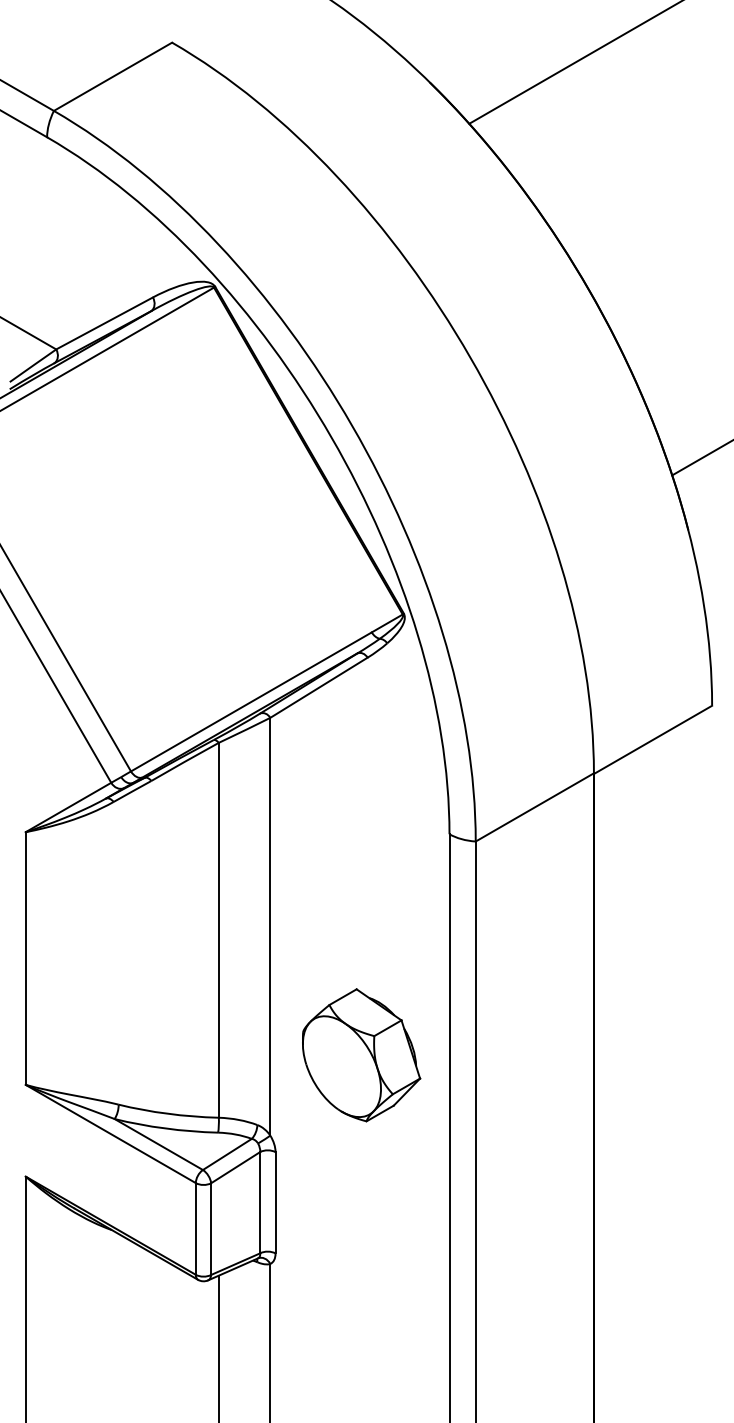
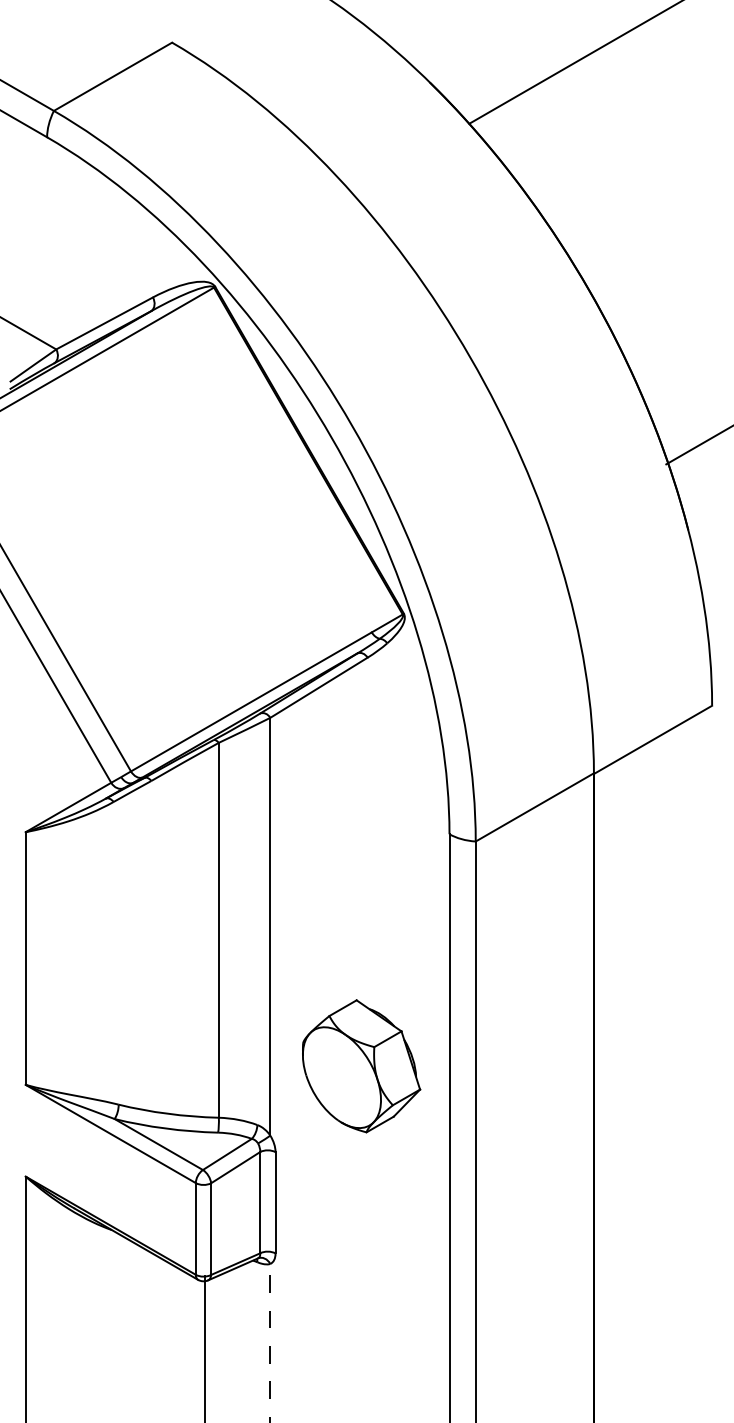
line position: (701, 458) -> (698, 445) (698, 445)
part position: (361, 1055) -> (361, 1066) (361, 1066)
line: solid -> dashed (270, 1342)
line position: (218, 1347) -> (204, 1347) (204, 1347)
